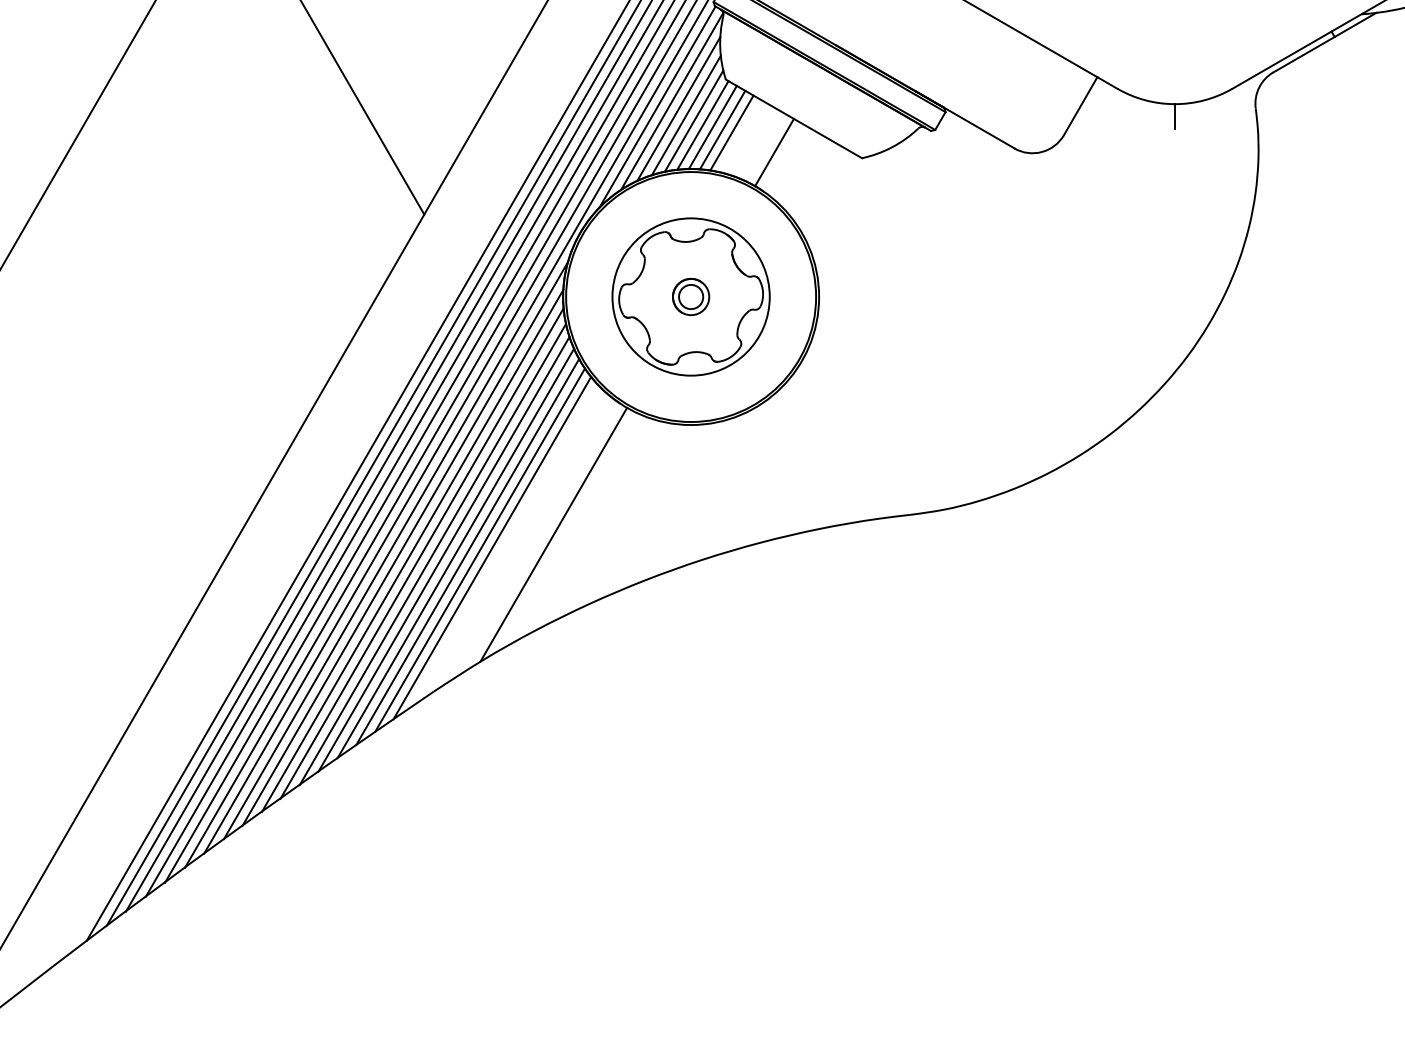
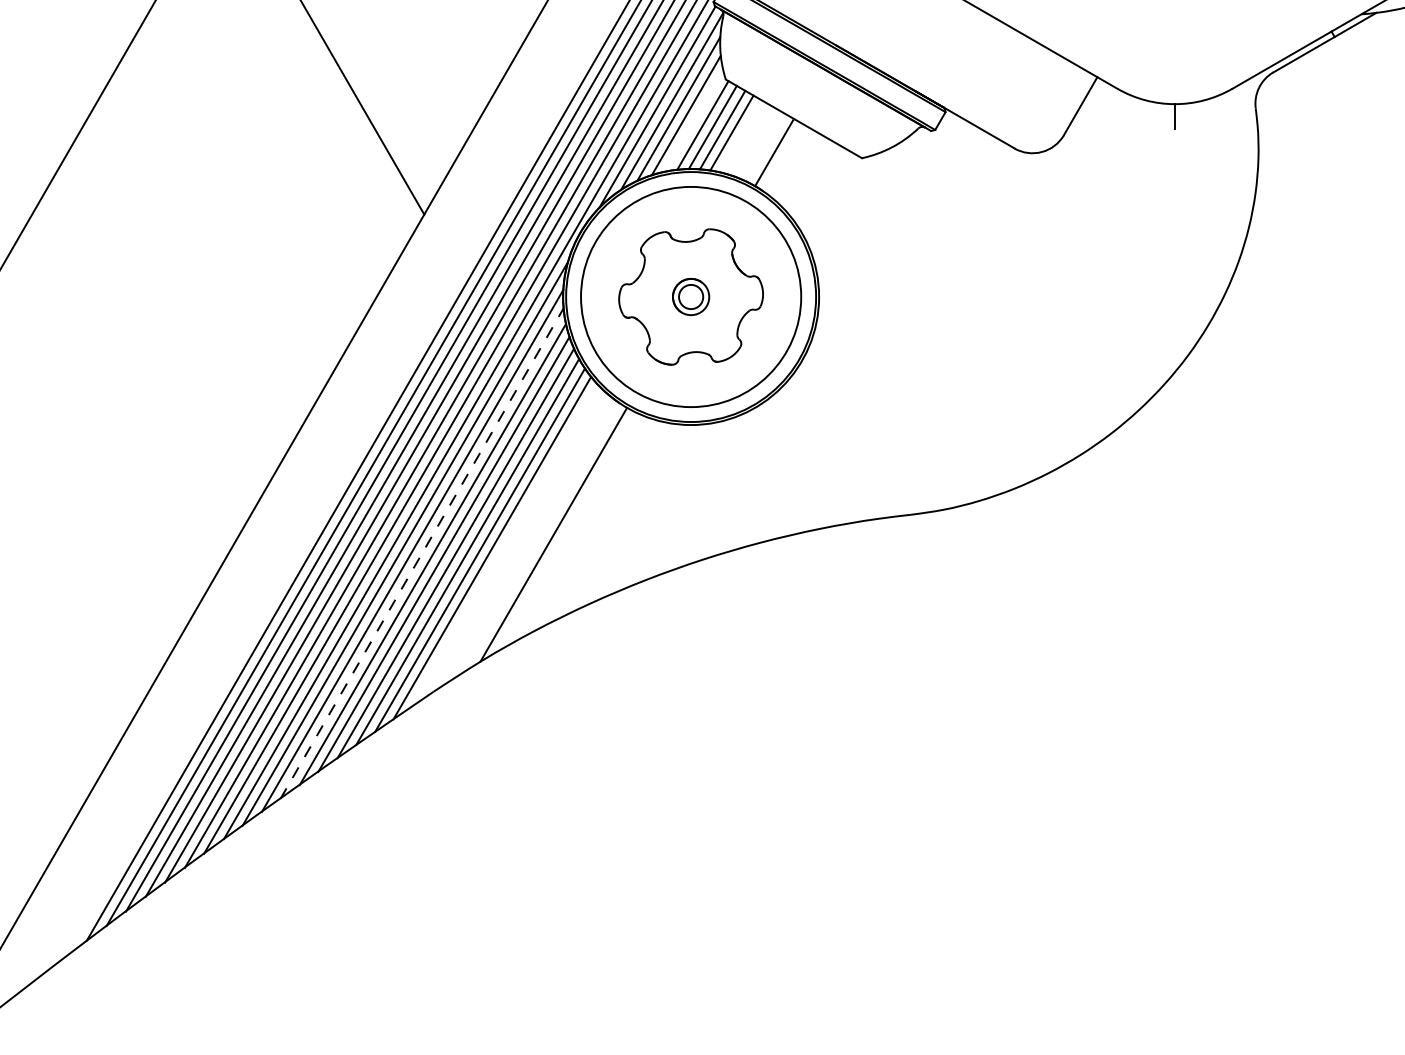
line: present -> none (693, 120)
circle diameter: 157 px -> 220 px (691, 296)
line: solid -> dashed (422, 553)
